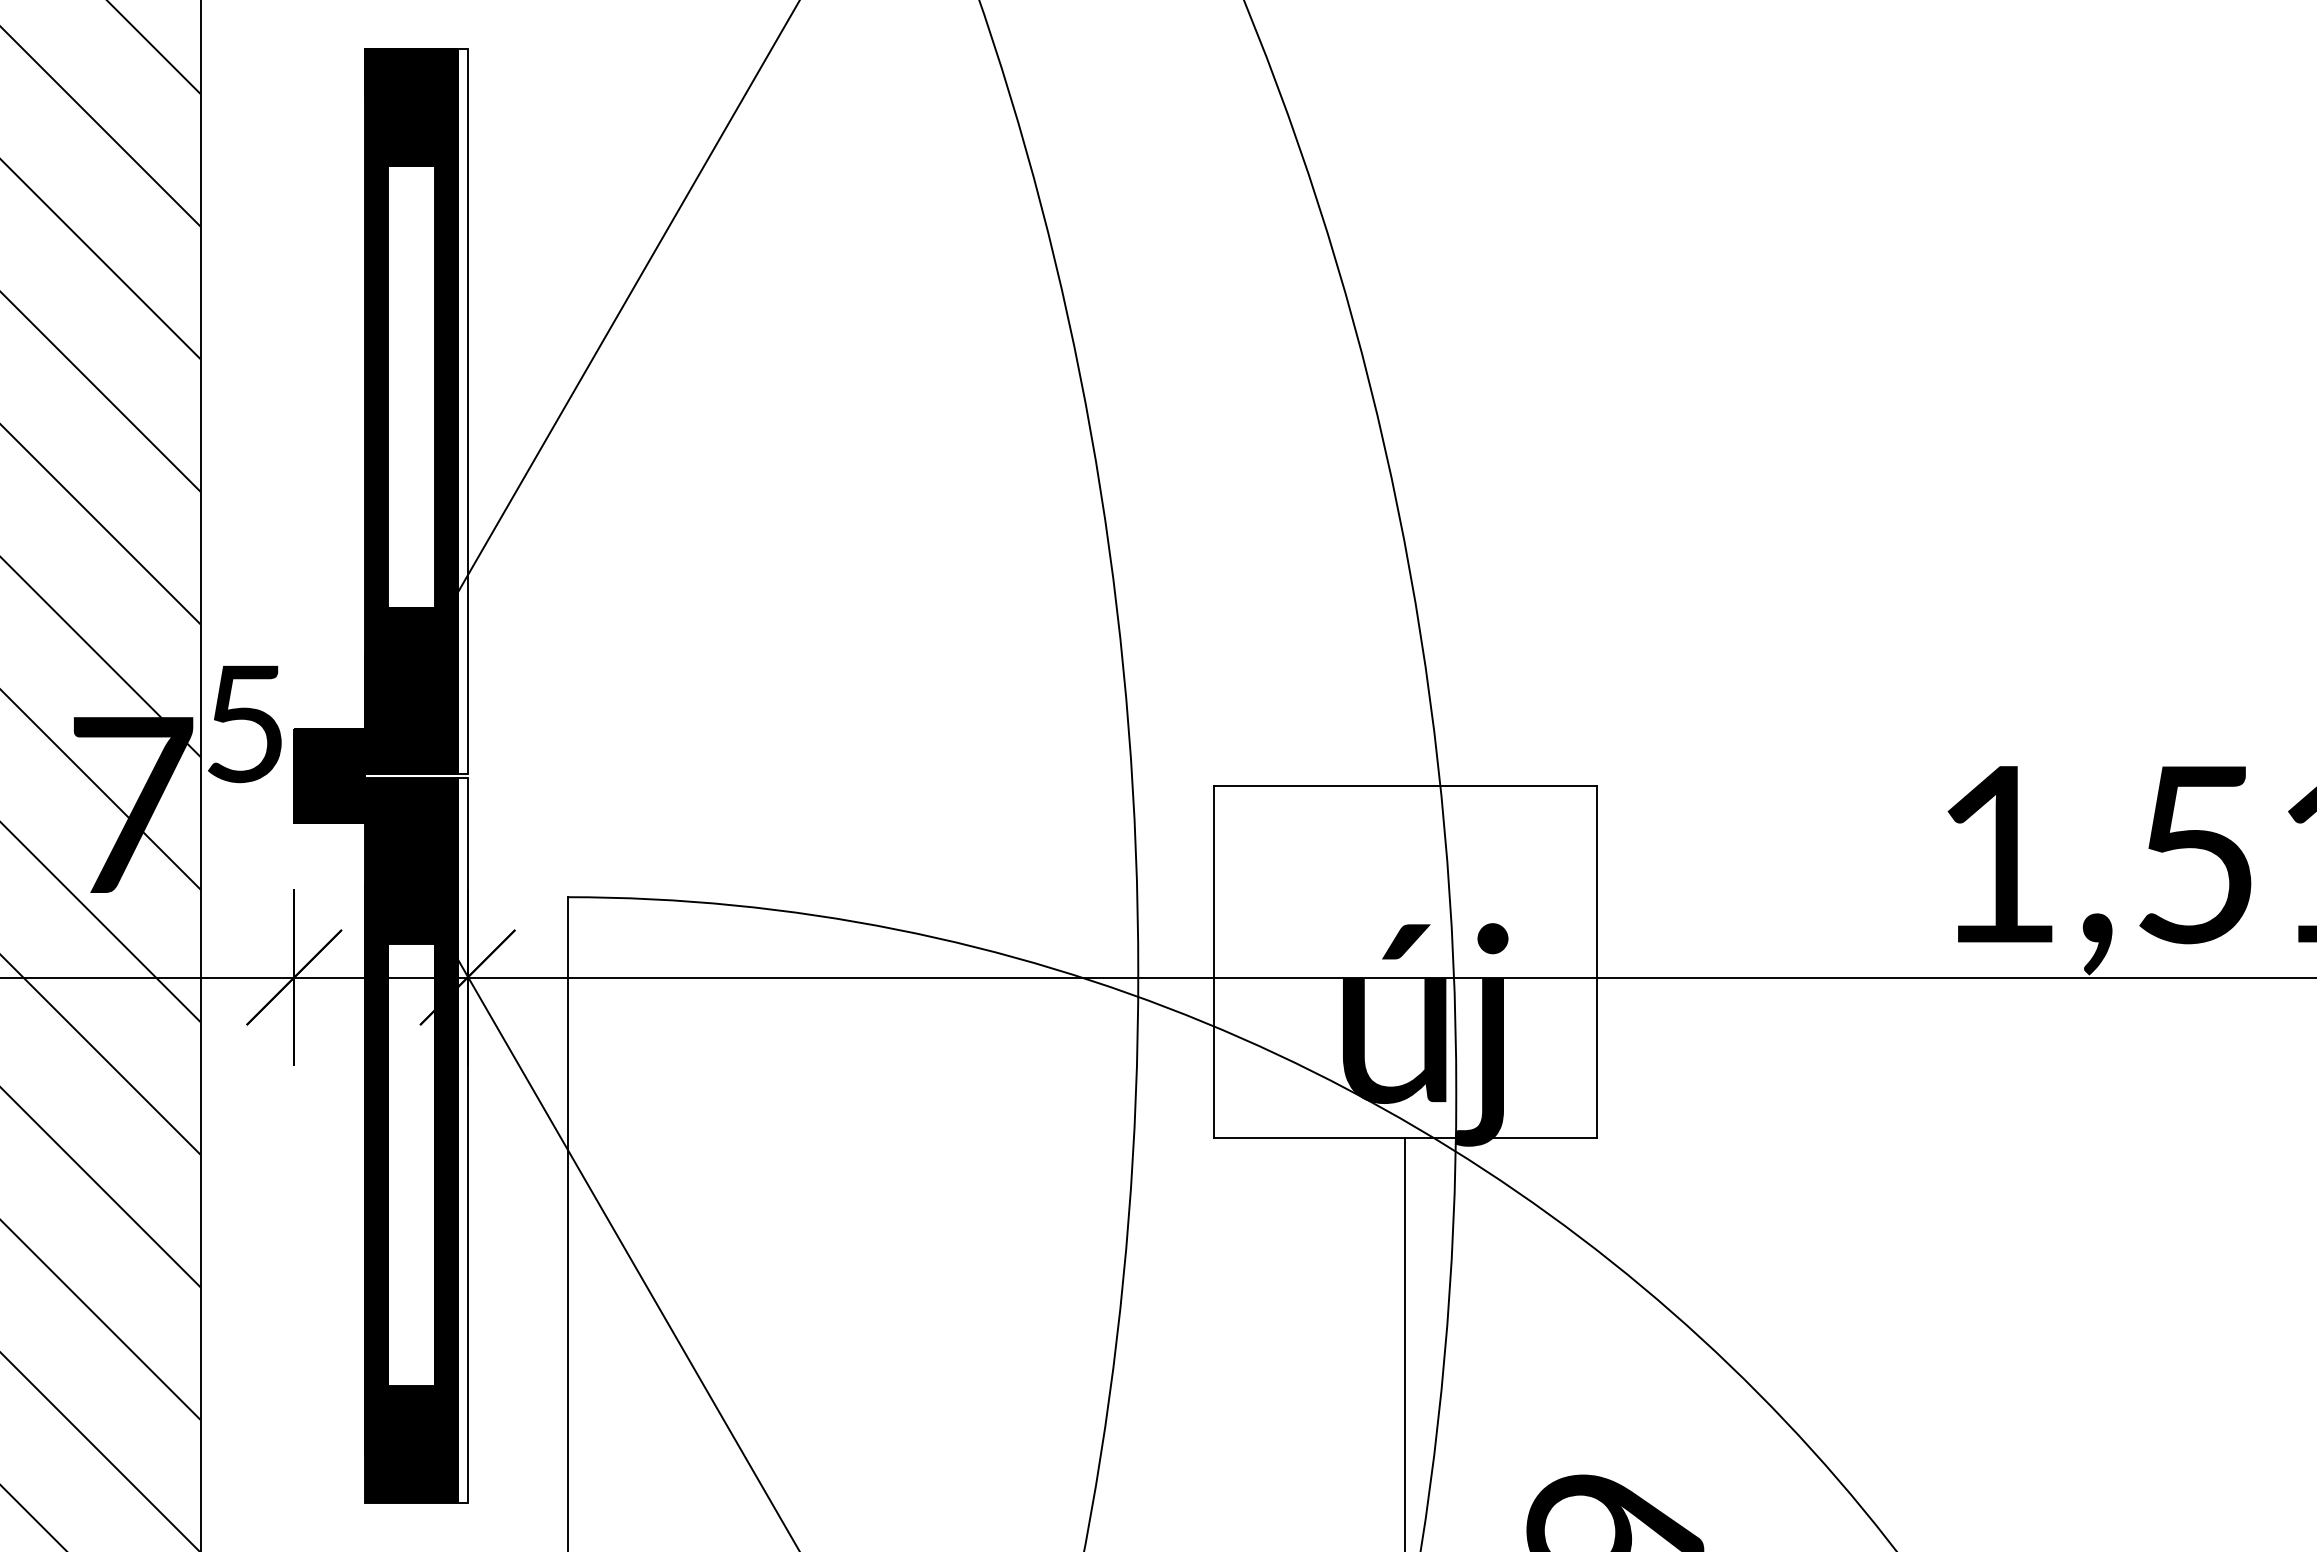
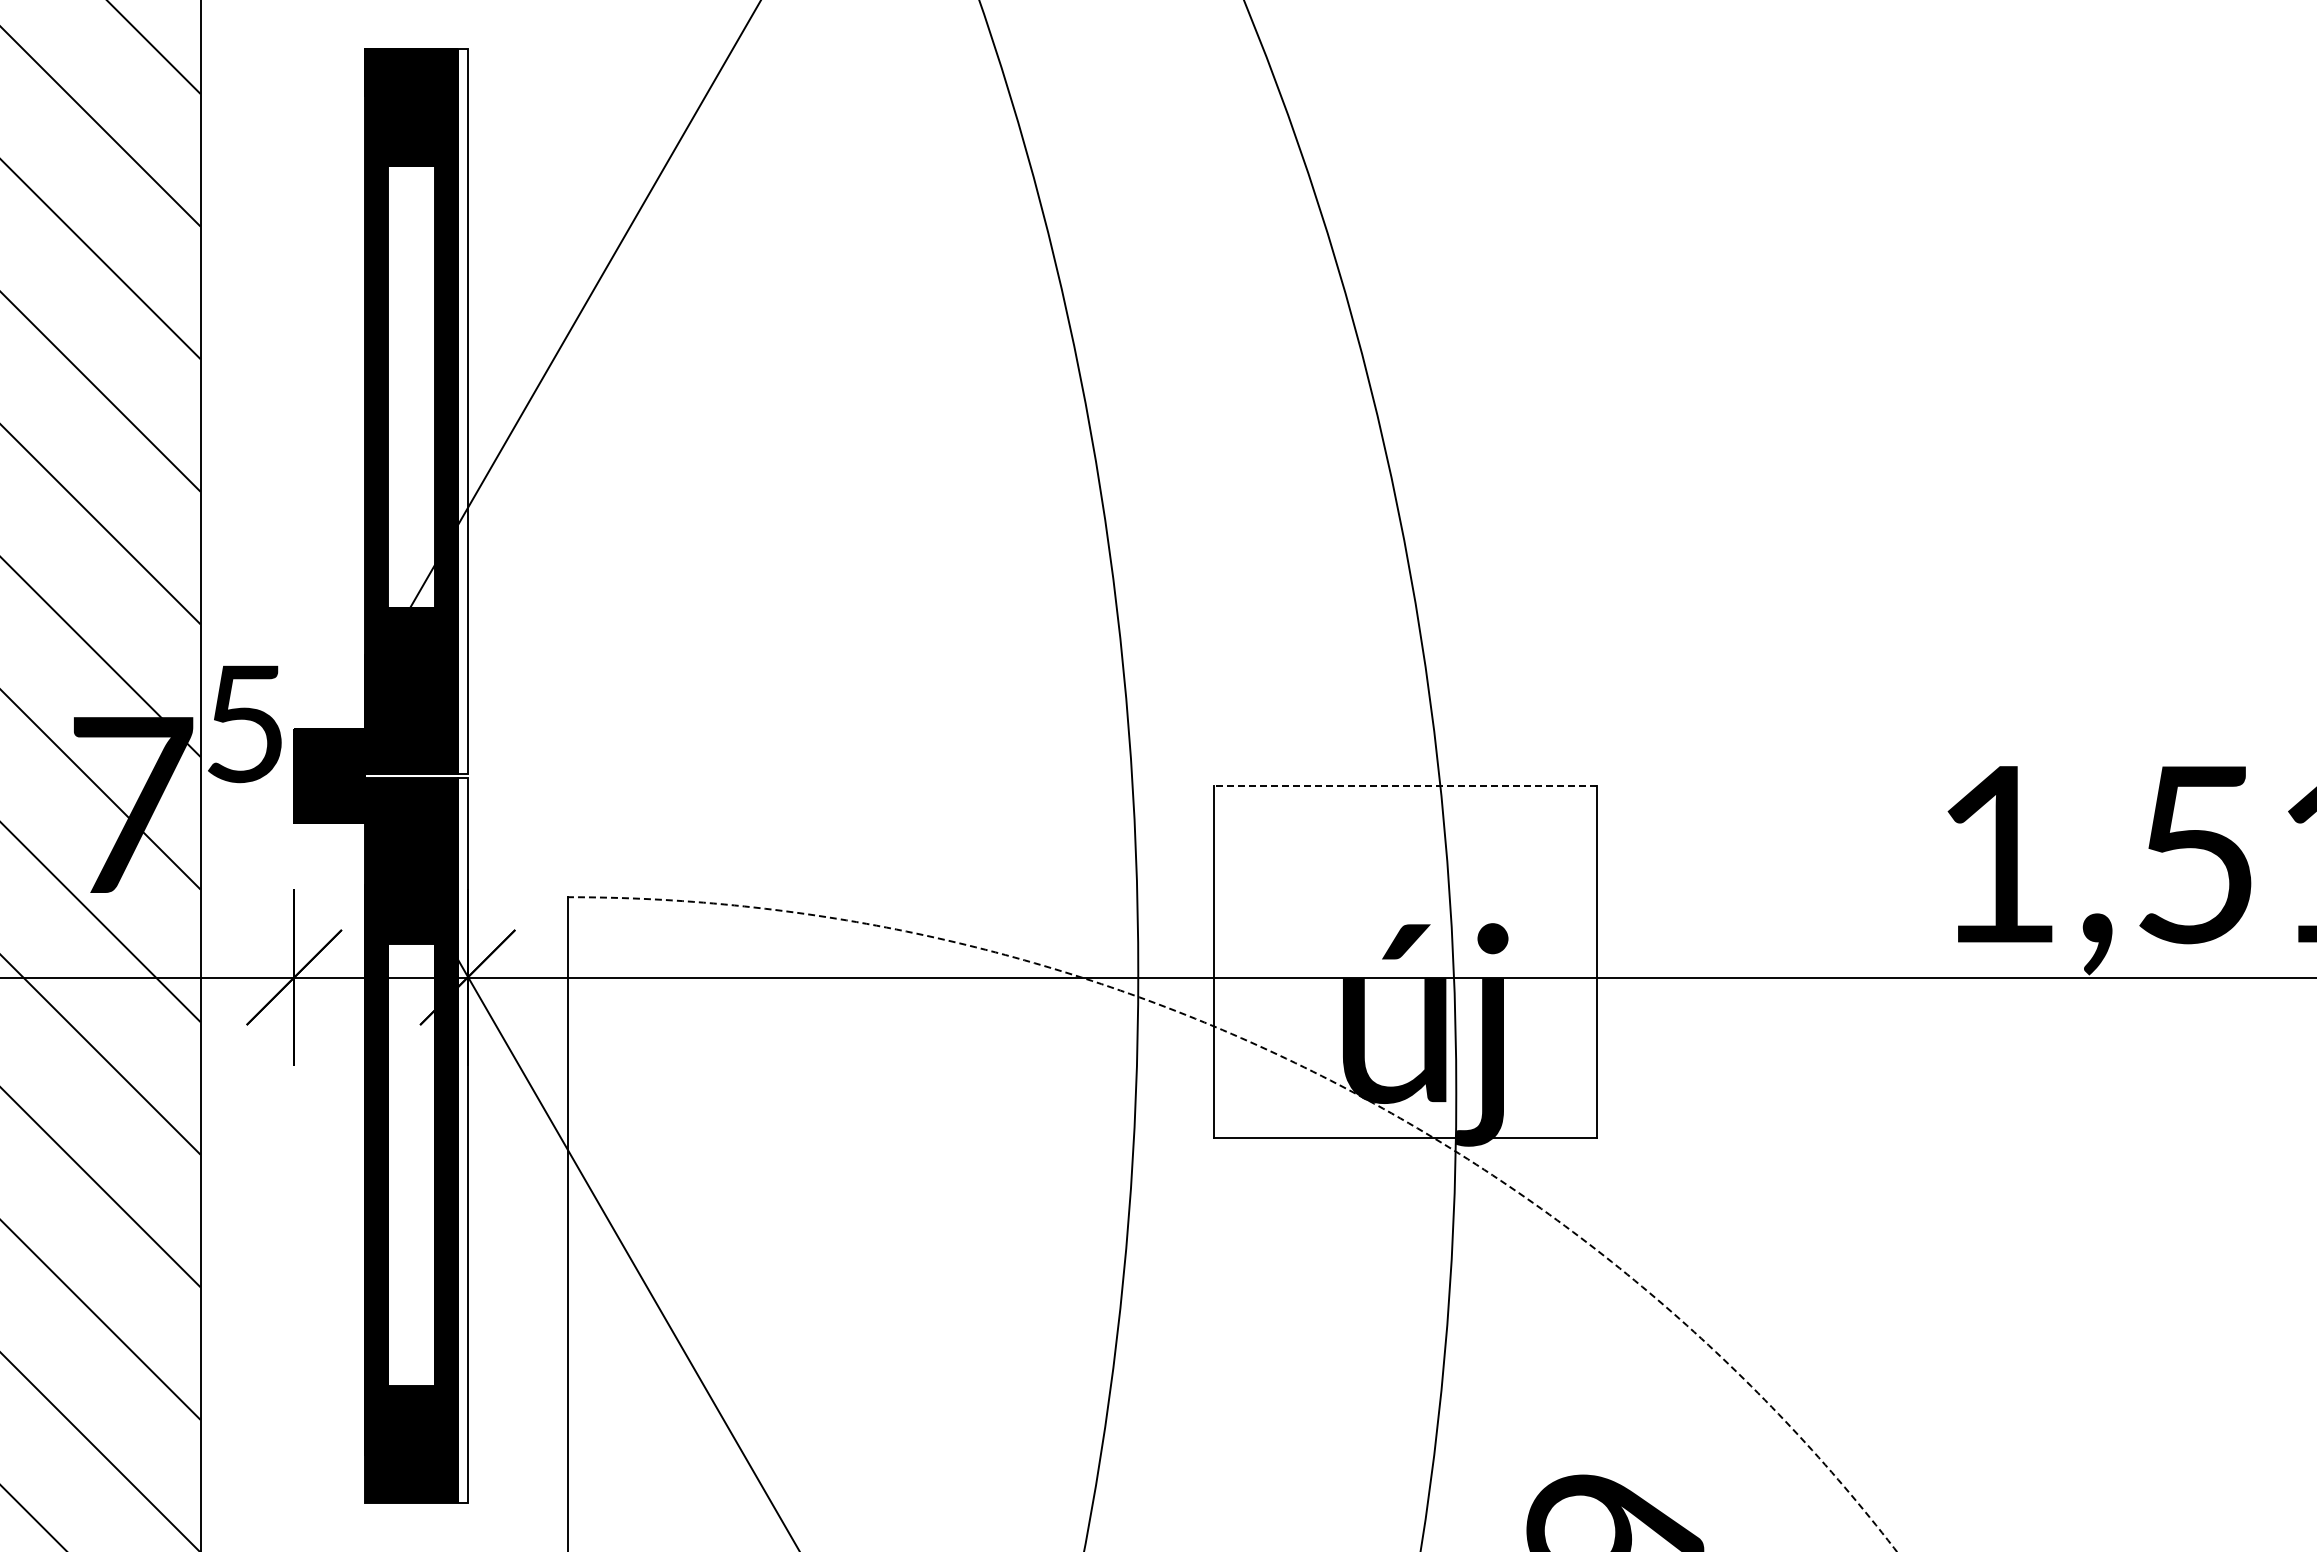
line position: (613, 322) -> (579, 313) (579, 313)
line: solid -> dashed (1404, 786)
arc: solid -> dashed (1310, 1070)
line: present -> none (1405, 1342)
